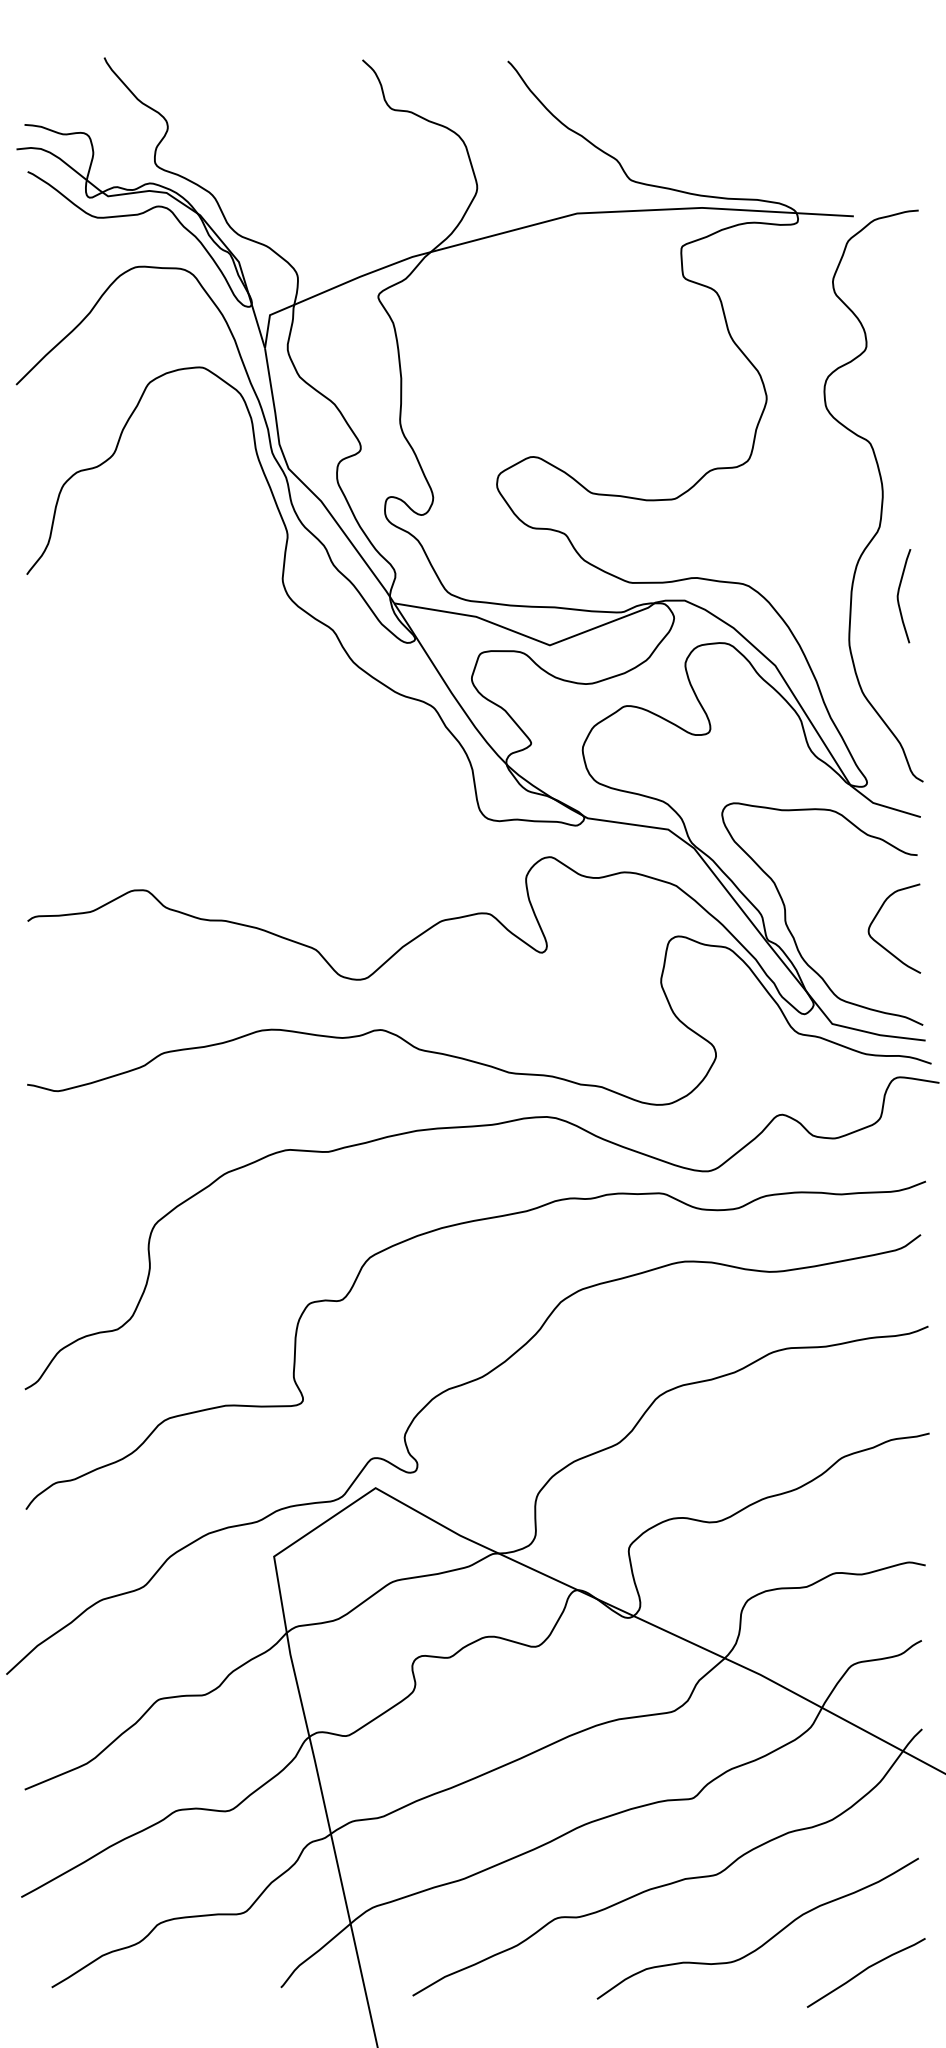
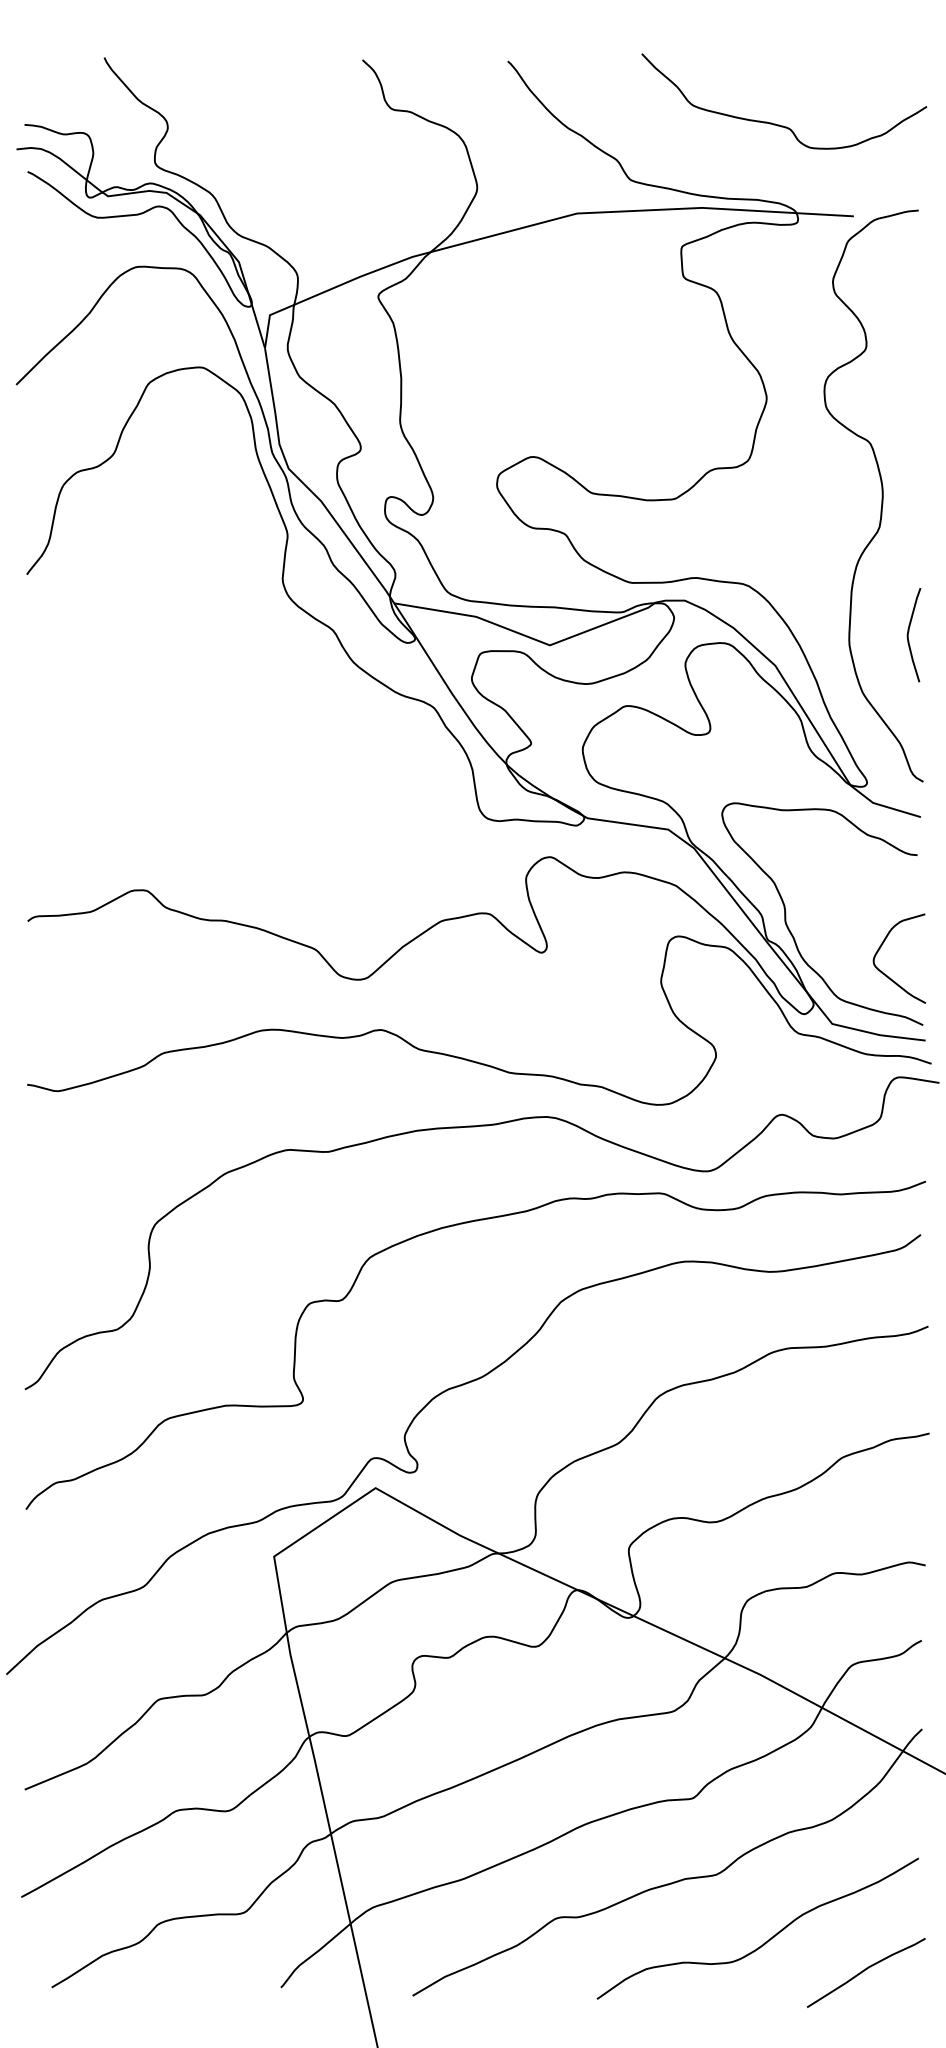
curve: none -> present (779, 124)
curve position: (898, 596) -> (908, 635) (908, 635)
curve position: (881, 944) -> (886, 974) (886, 974)
